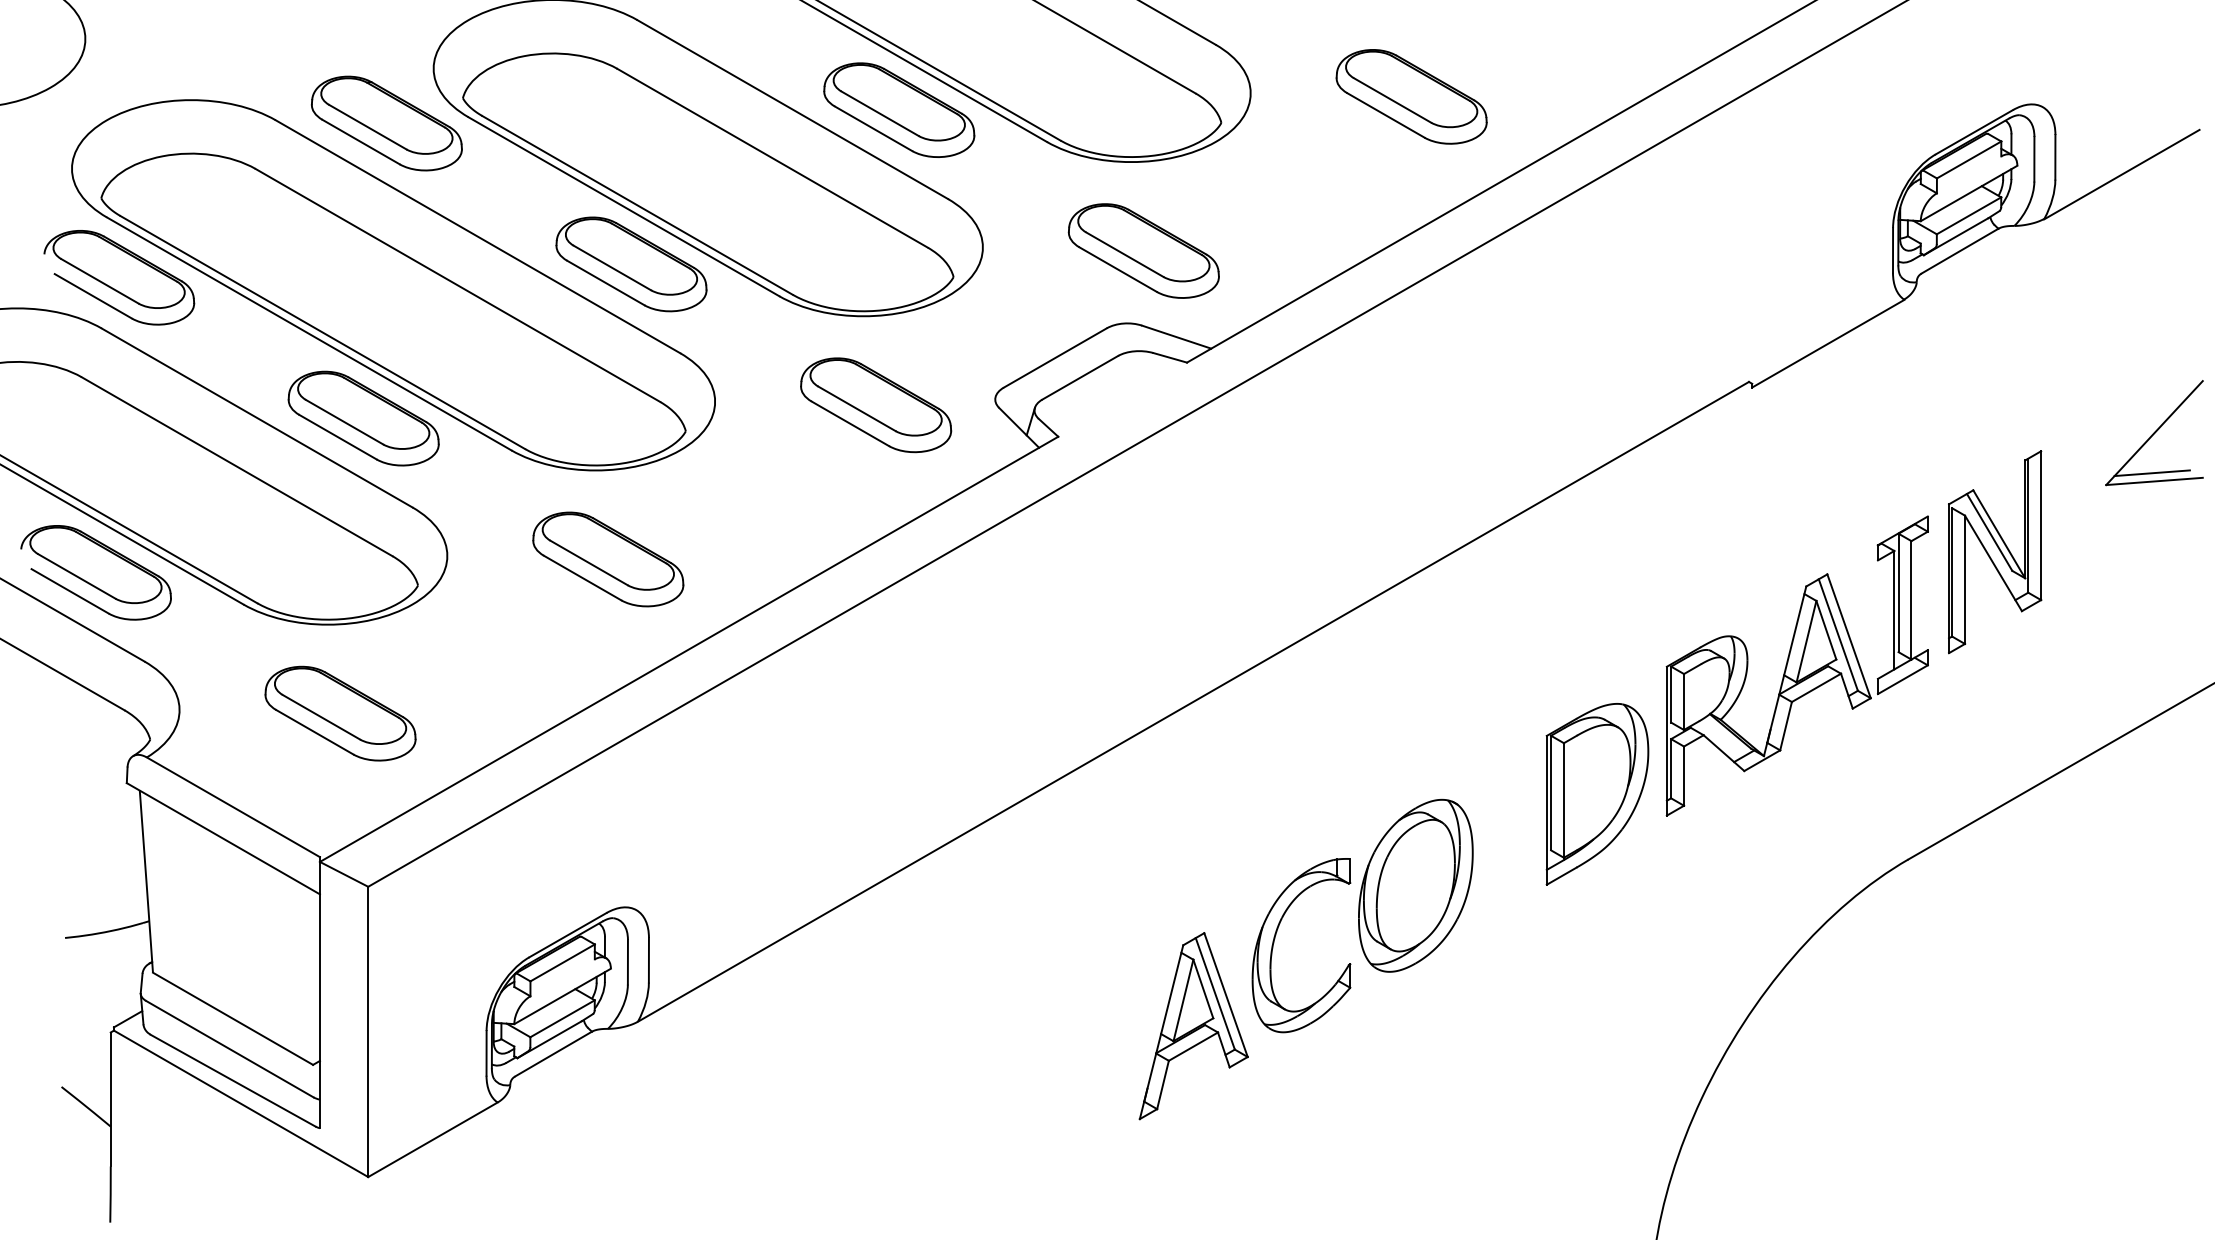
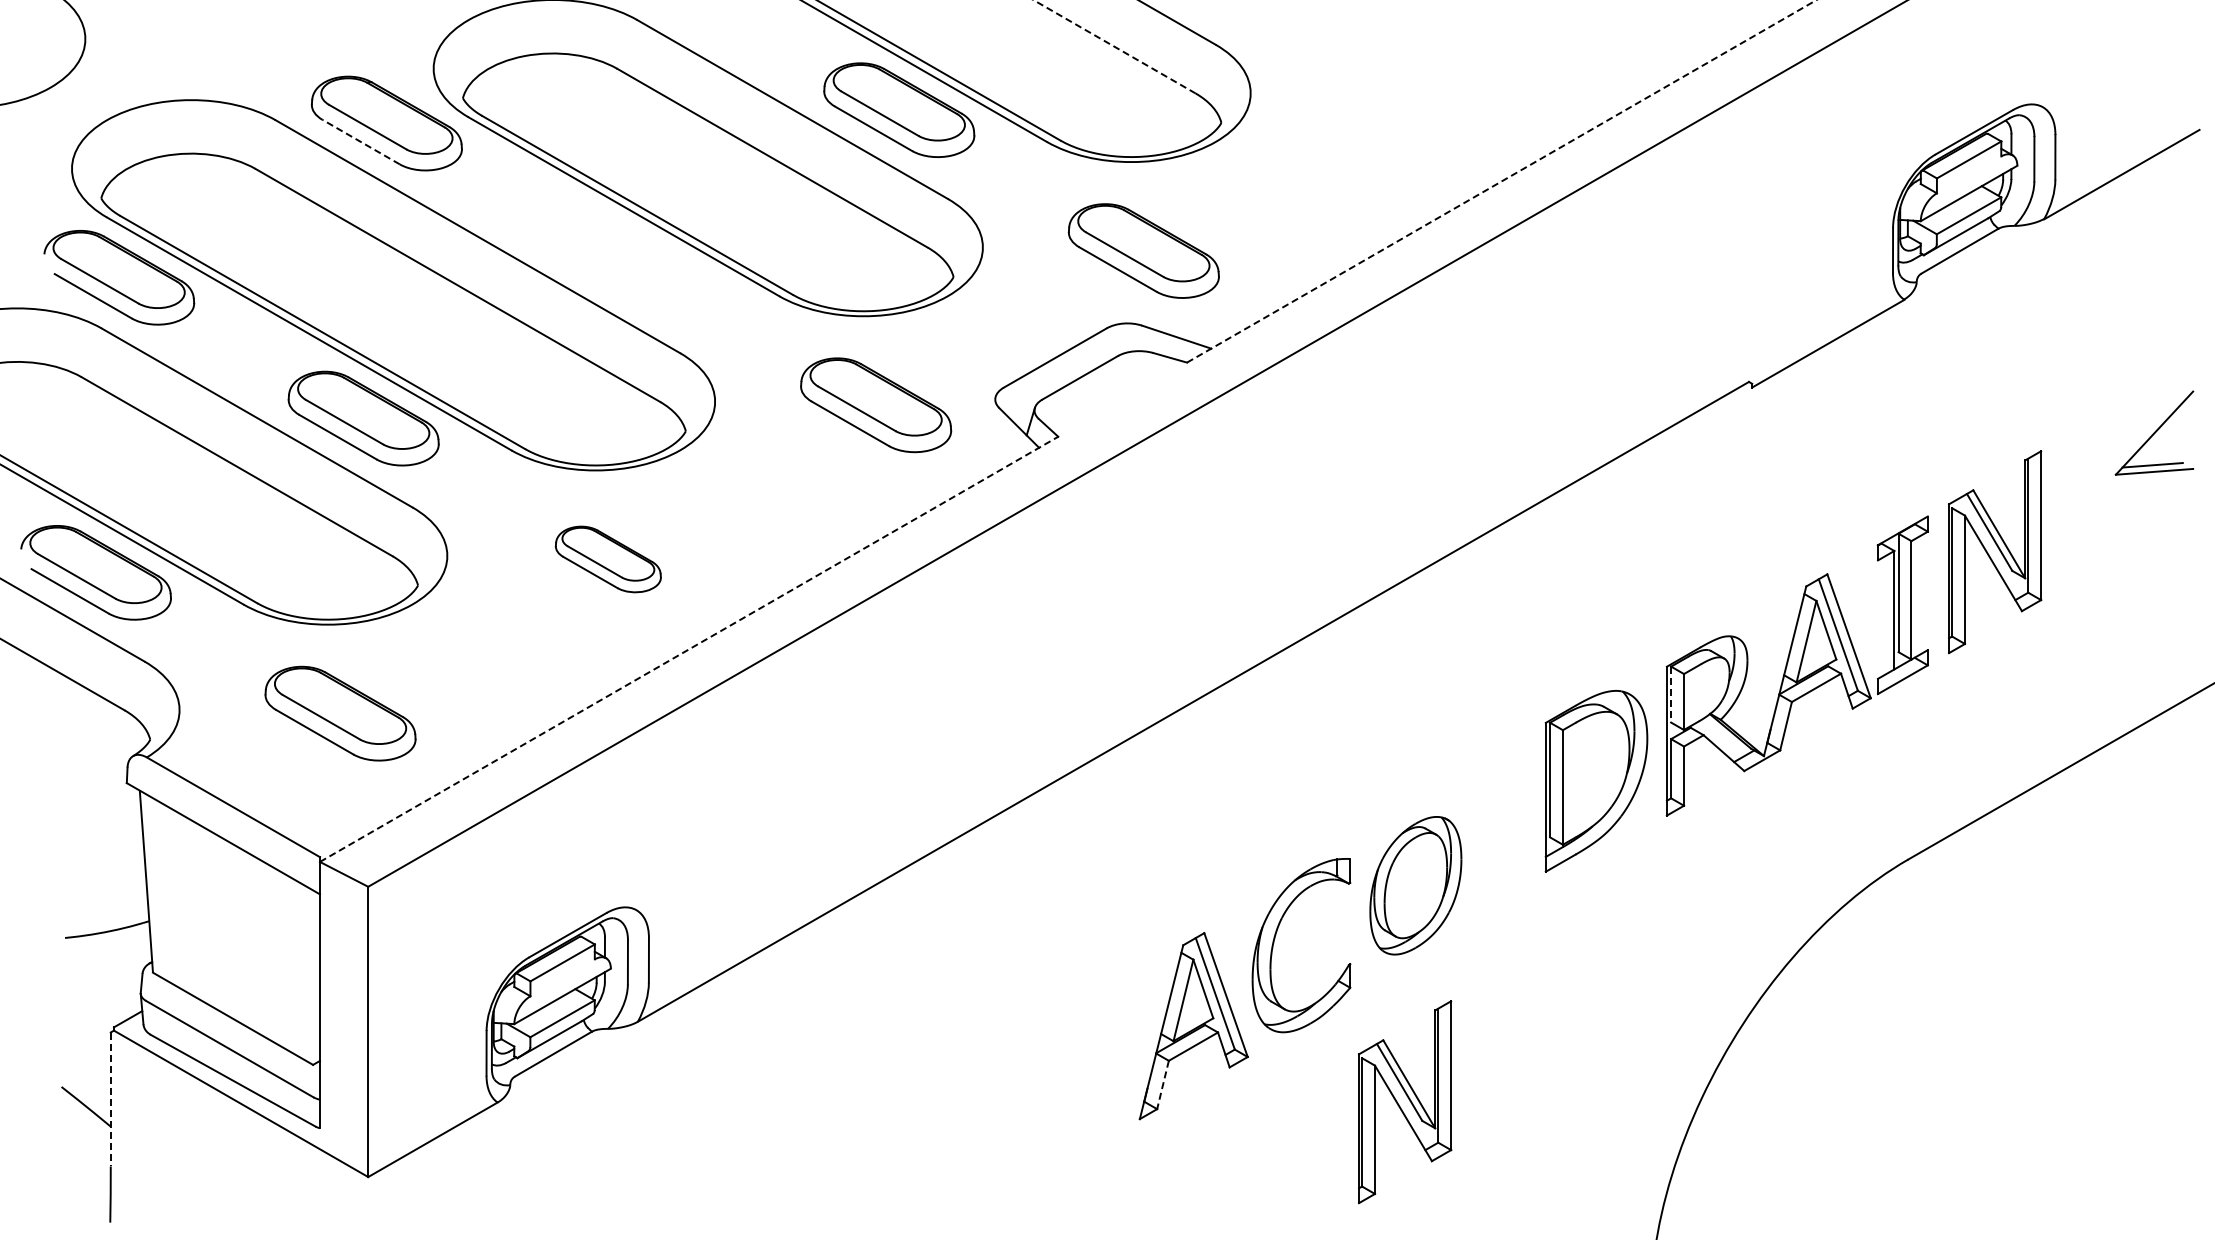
line: solid -> dashed (1114, 46)
part: present -> none (1411, 96)
line: solid -> dashed (361, 142)
line: solid -> dashed (1501, 181)
part: present -> none (631, 264)
part size: 99x107 px -> 81x86 px (2154, 432)
part size: 153x97 px -> 108x69 px (607, 559)
line: solid -> dashed (689, 649)
line: solid -> dashed (1671, 694)
part position: (1597, 794) -> (1596, 781) (1596, 781)
part size: 116x175 px -> 94x140 px (1415, 885)
line: solid -> dashed (1163, 1084)
line: solid -> dashed (110, 1099)
part: none -> present (1405, 1102)
